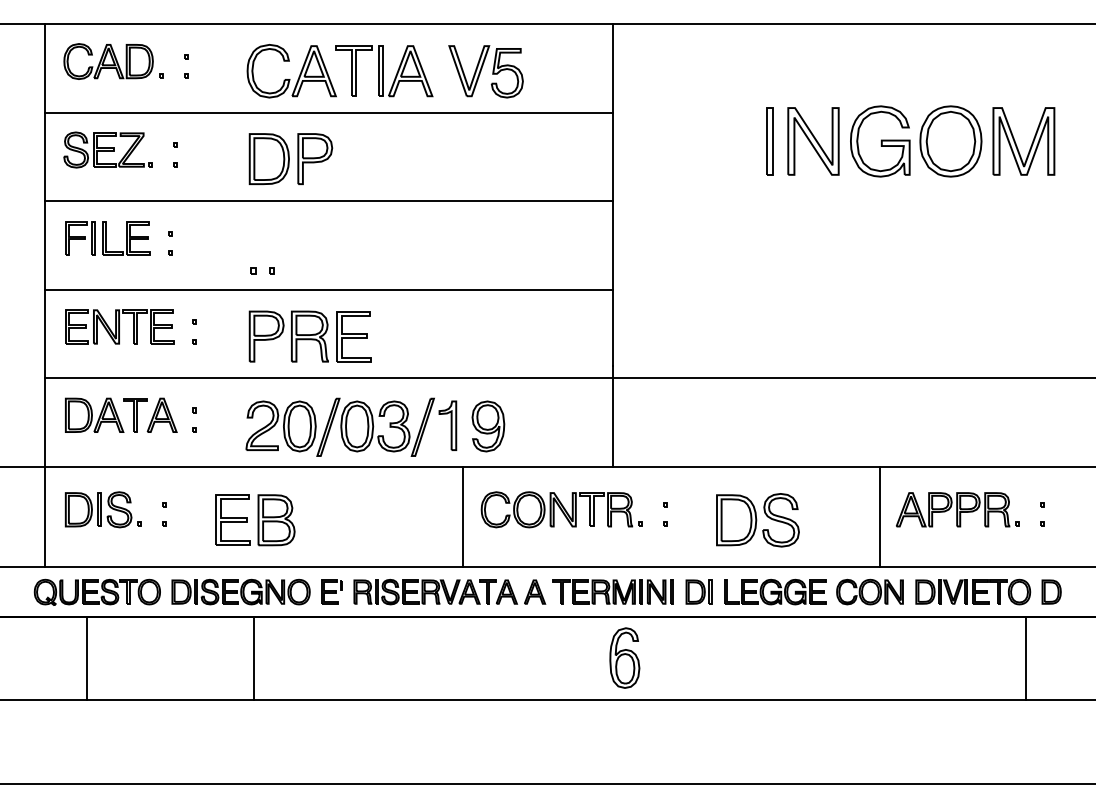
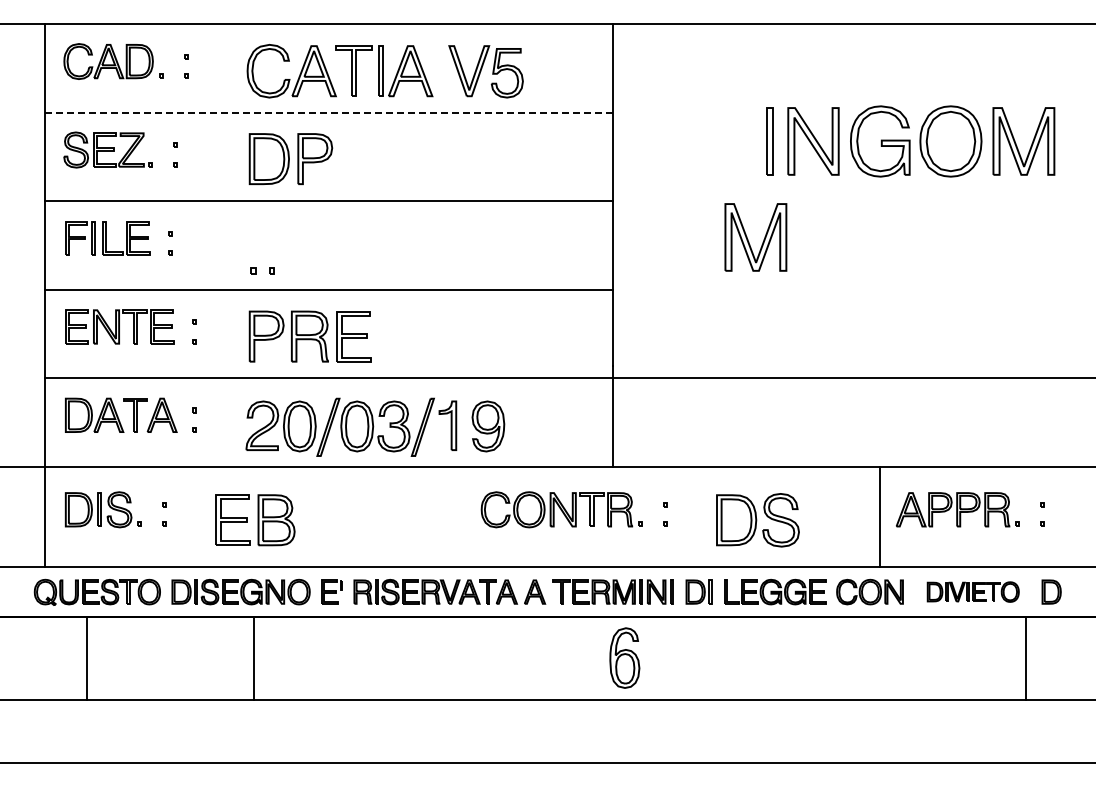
line: solid -> dashed (329, 112)
part: none -> present (749, 241)
line: present -> none (462, 516)
part size: 117x28 px -> 94x22 px (972, 591)
line position: (547, 783) -> (547, 762) (547, 762)
